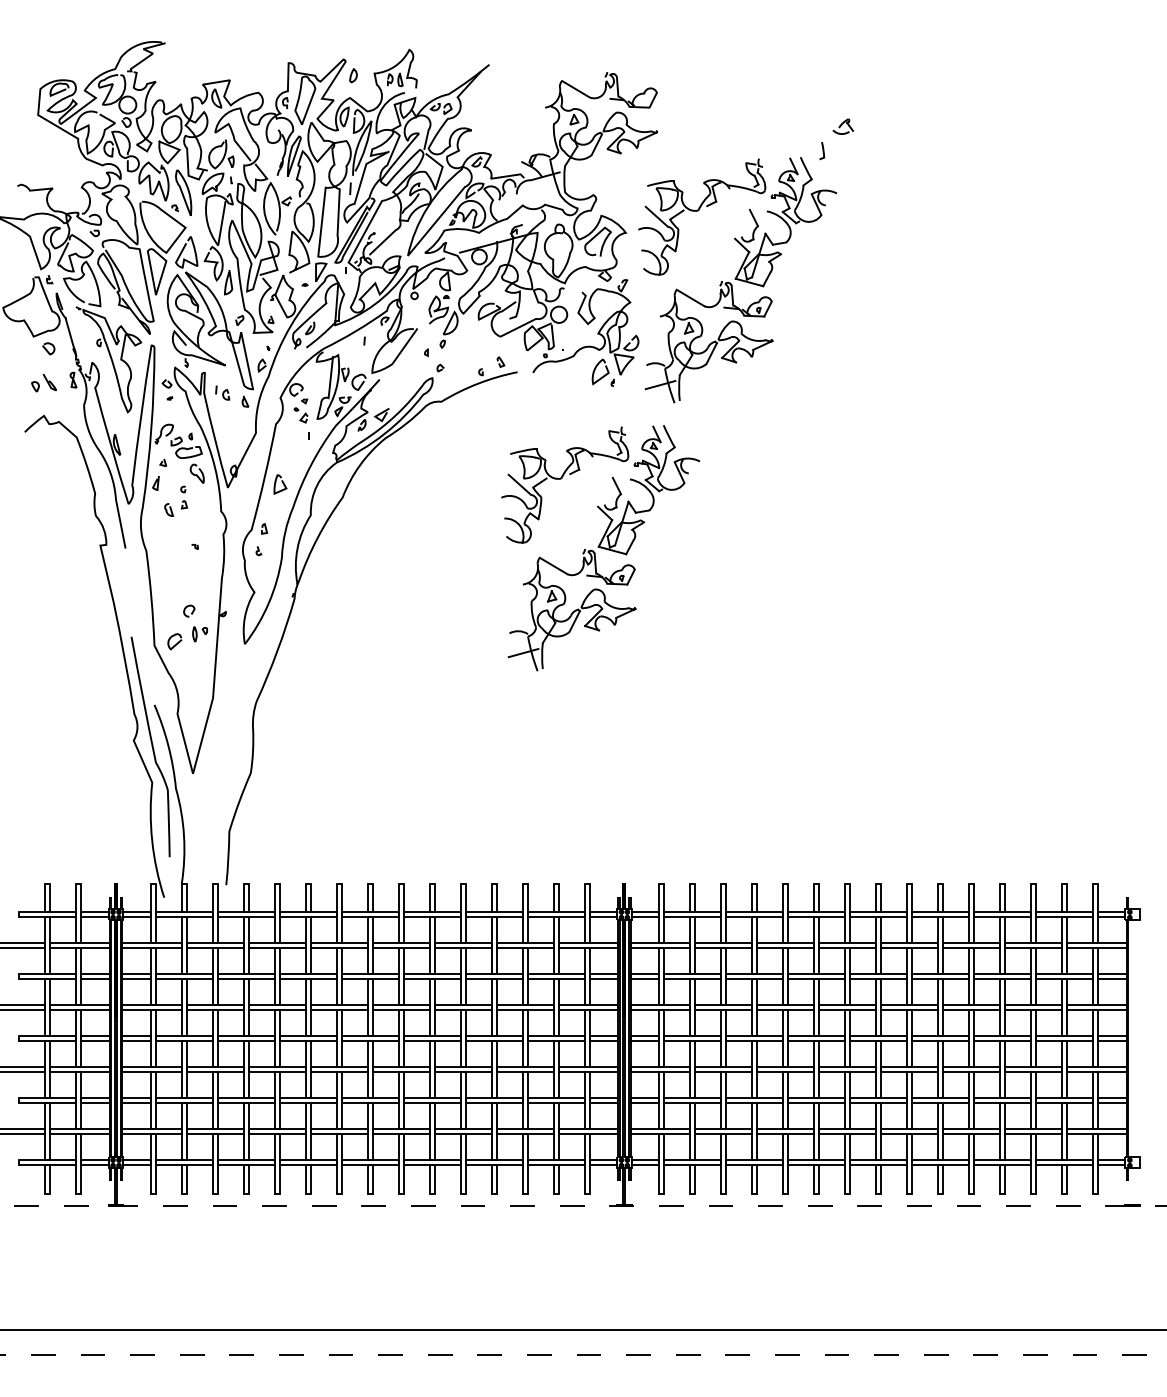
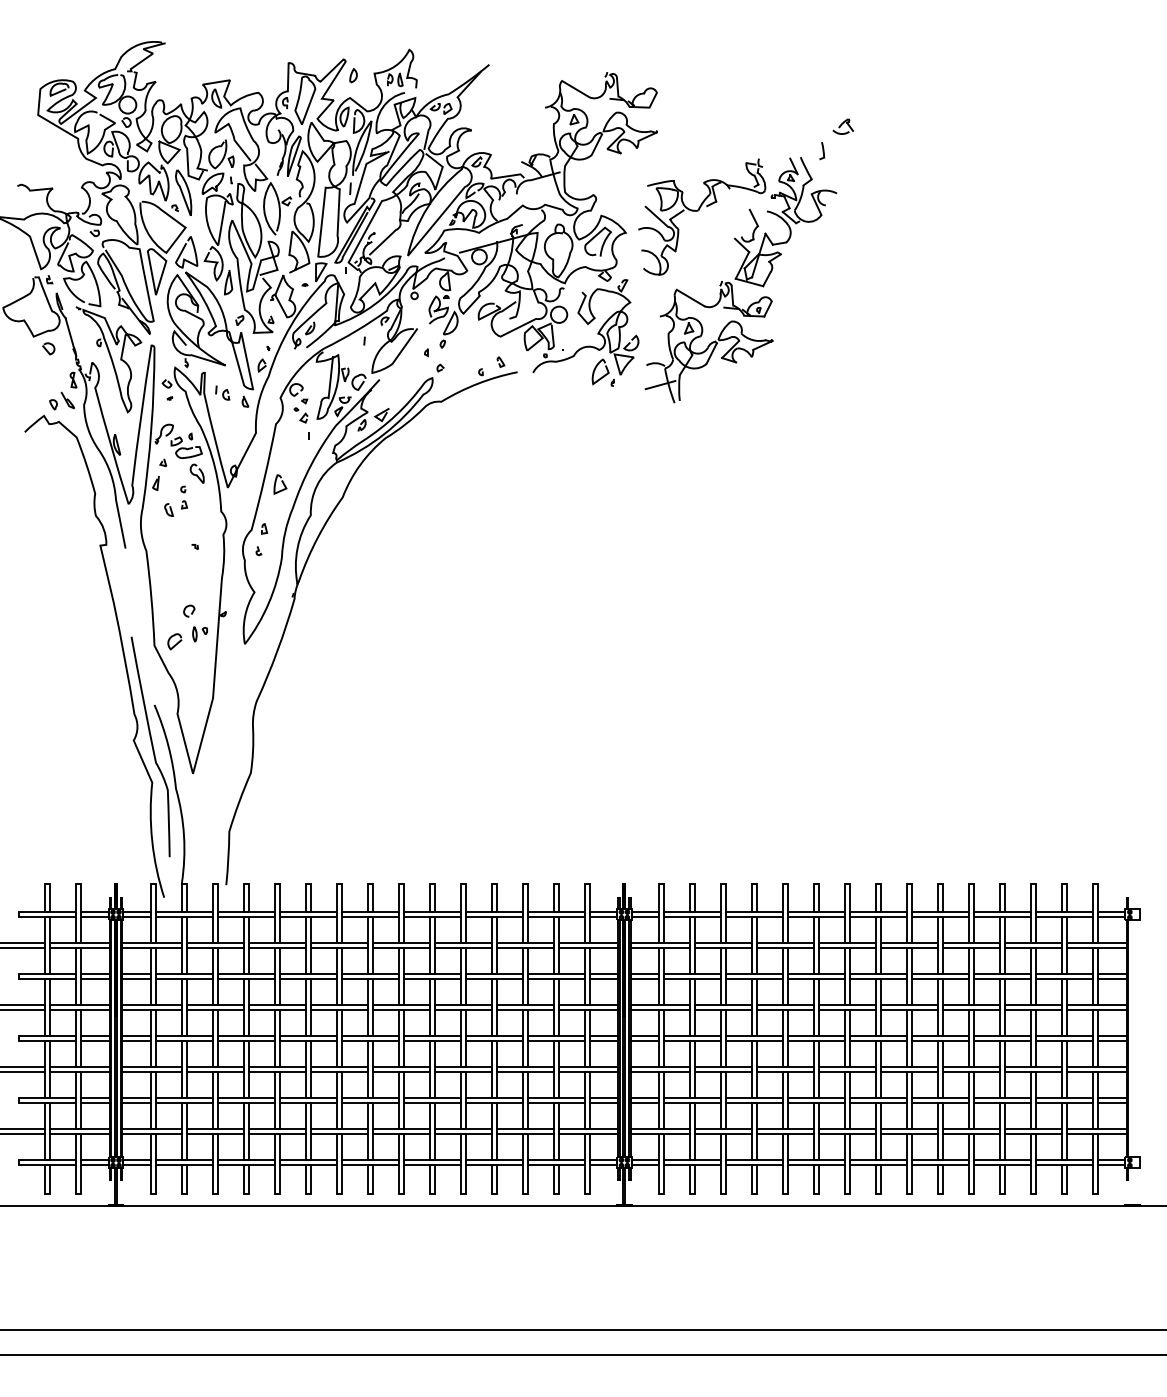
part position: (43, 382) -> (61, 400) (61, 400)
part: present -> none (600, 548)
line: dashed -> solid (583, 1206)
line: dashed -> solid (584, 1355)
